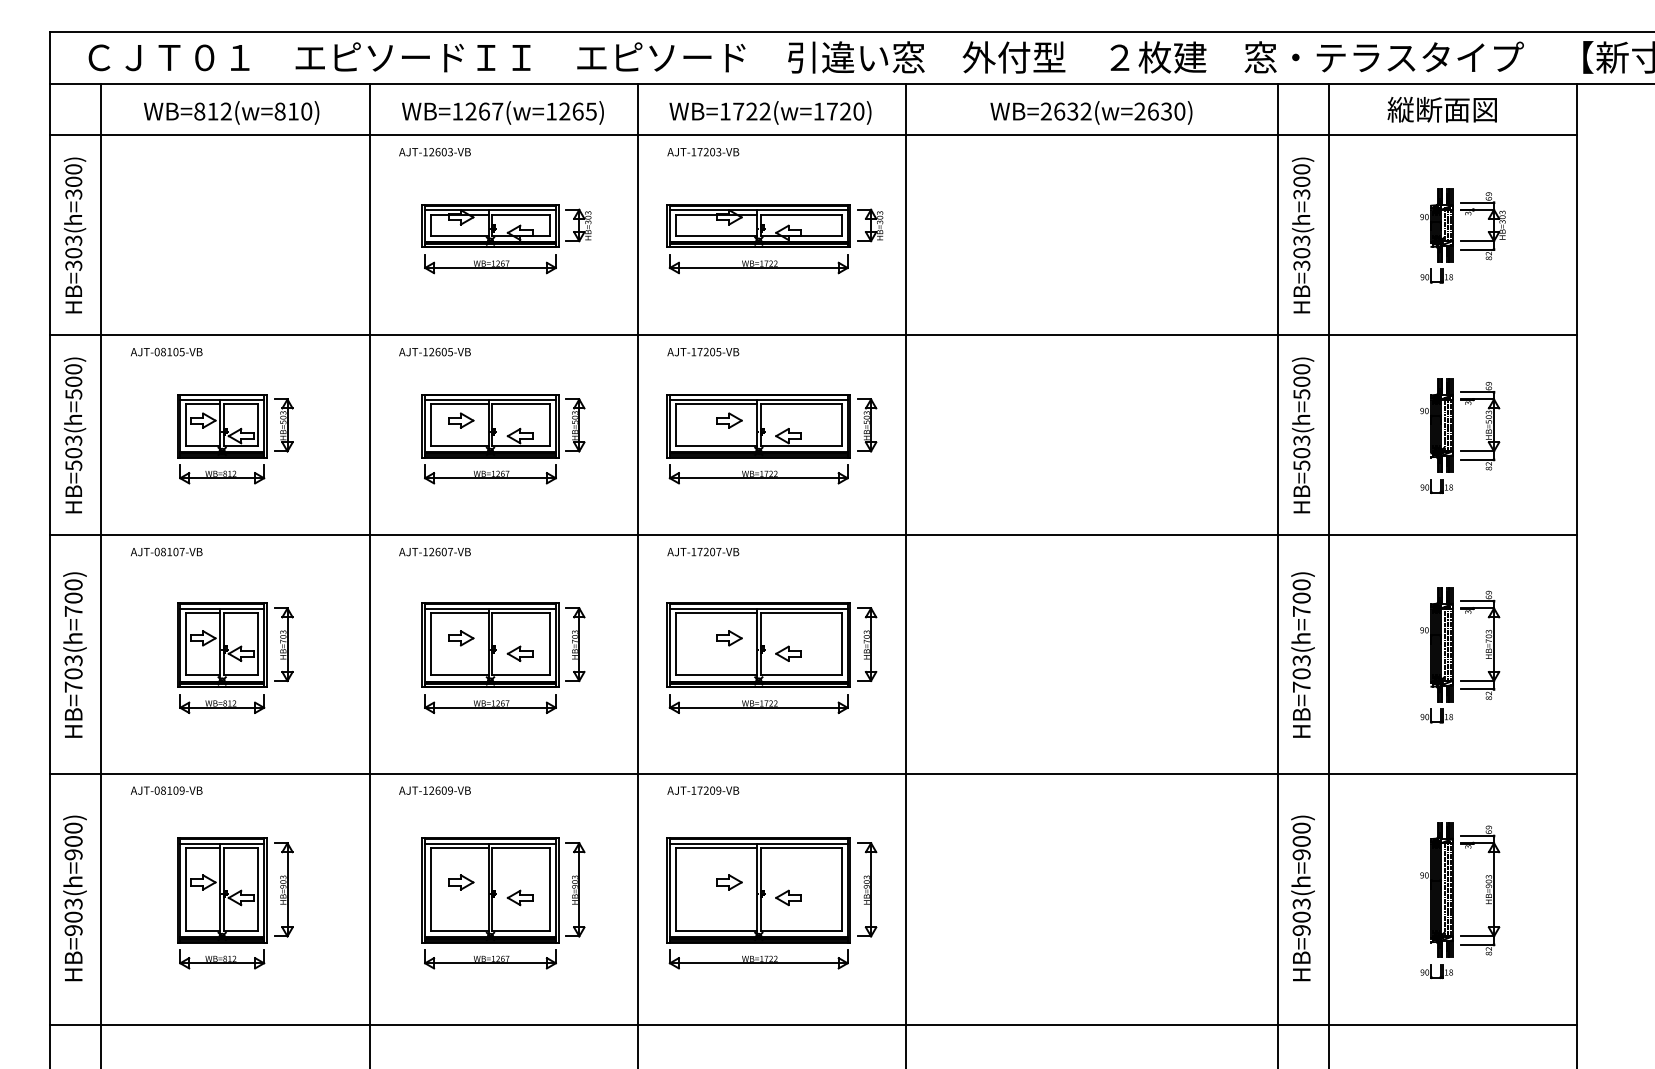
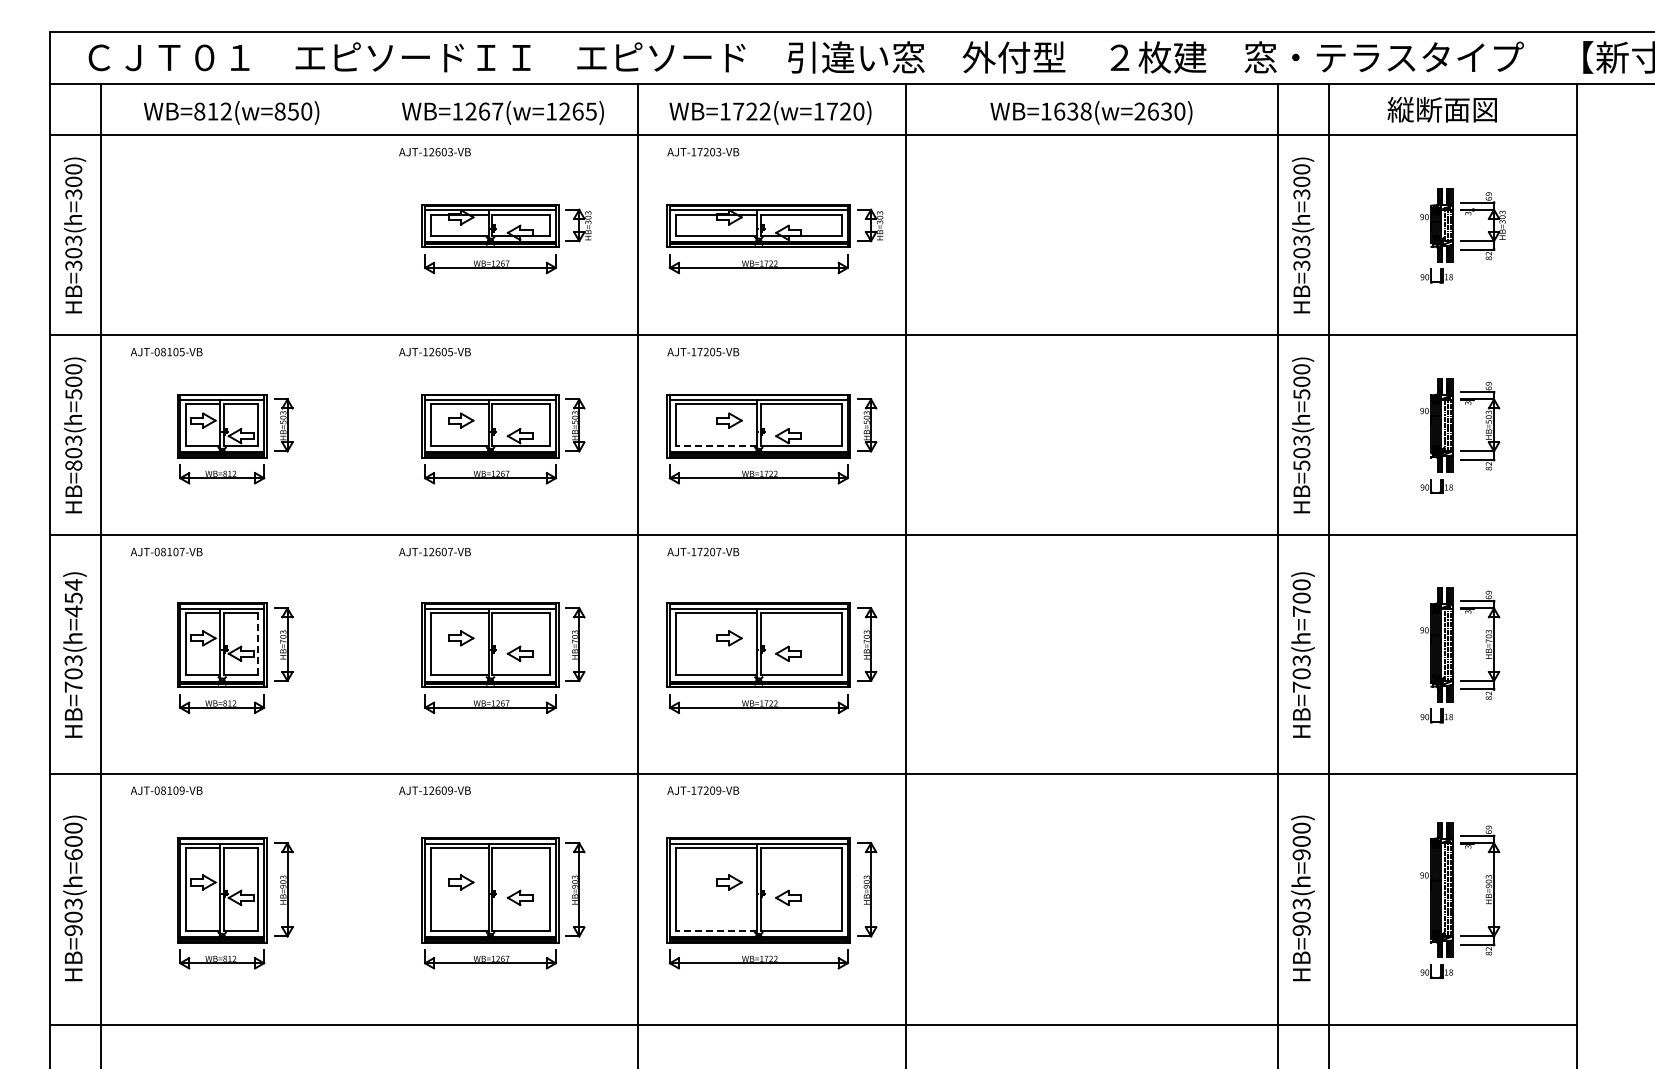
text: WB=812(w=810) -> WB=812(w=850) (292, 111)
text: WB=2632(w=2630) -> WB=1638(w=2630) (1065, 111)
line: solid -> dashed (716, 445)
text: HB=503(h=500) -> HB=803(h=500) (73, 465)
line: present -> none (369, 574)
text: HB=703(h=700) -> HB=703(h=454) (73, 598)
line: solid -> dashed (258, 644)
text: HB=903(h=900) -> HB=903(h=600) (73, 854)
line: solid -> dashed (716, 930)
